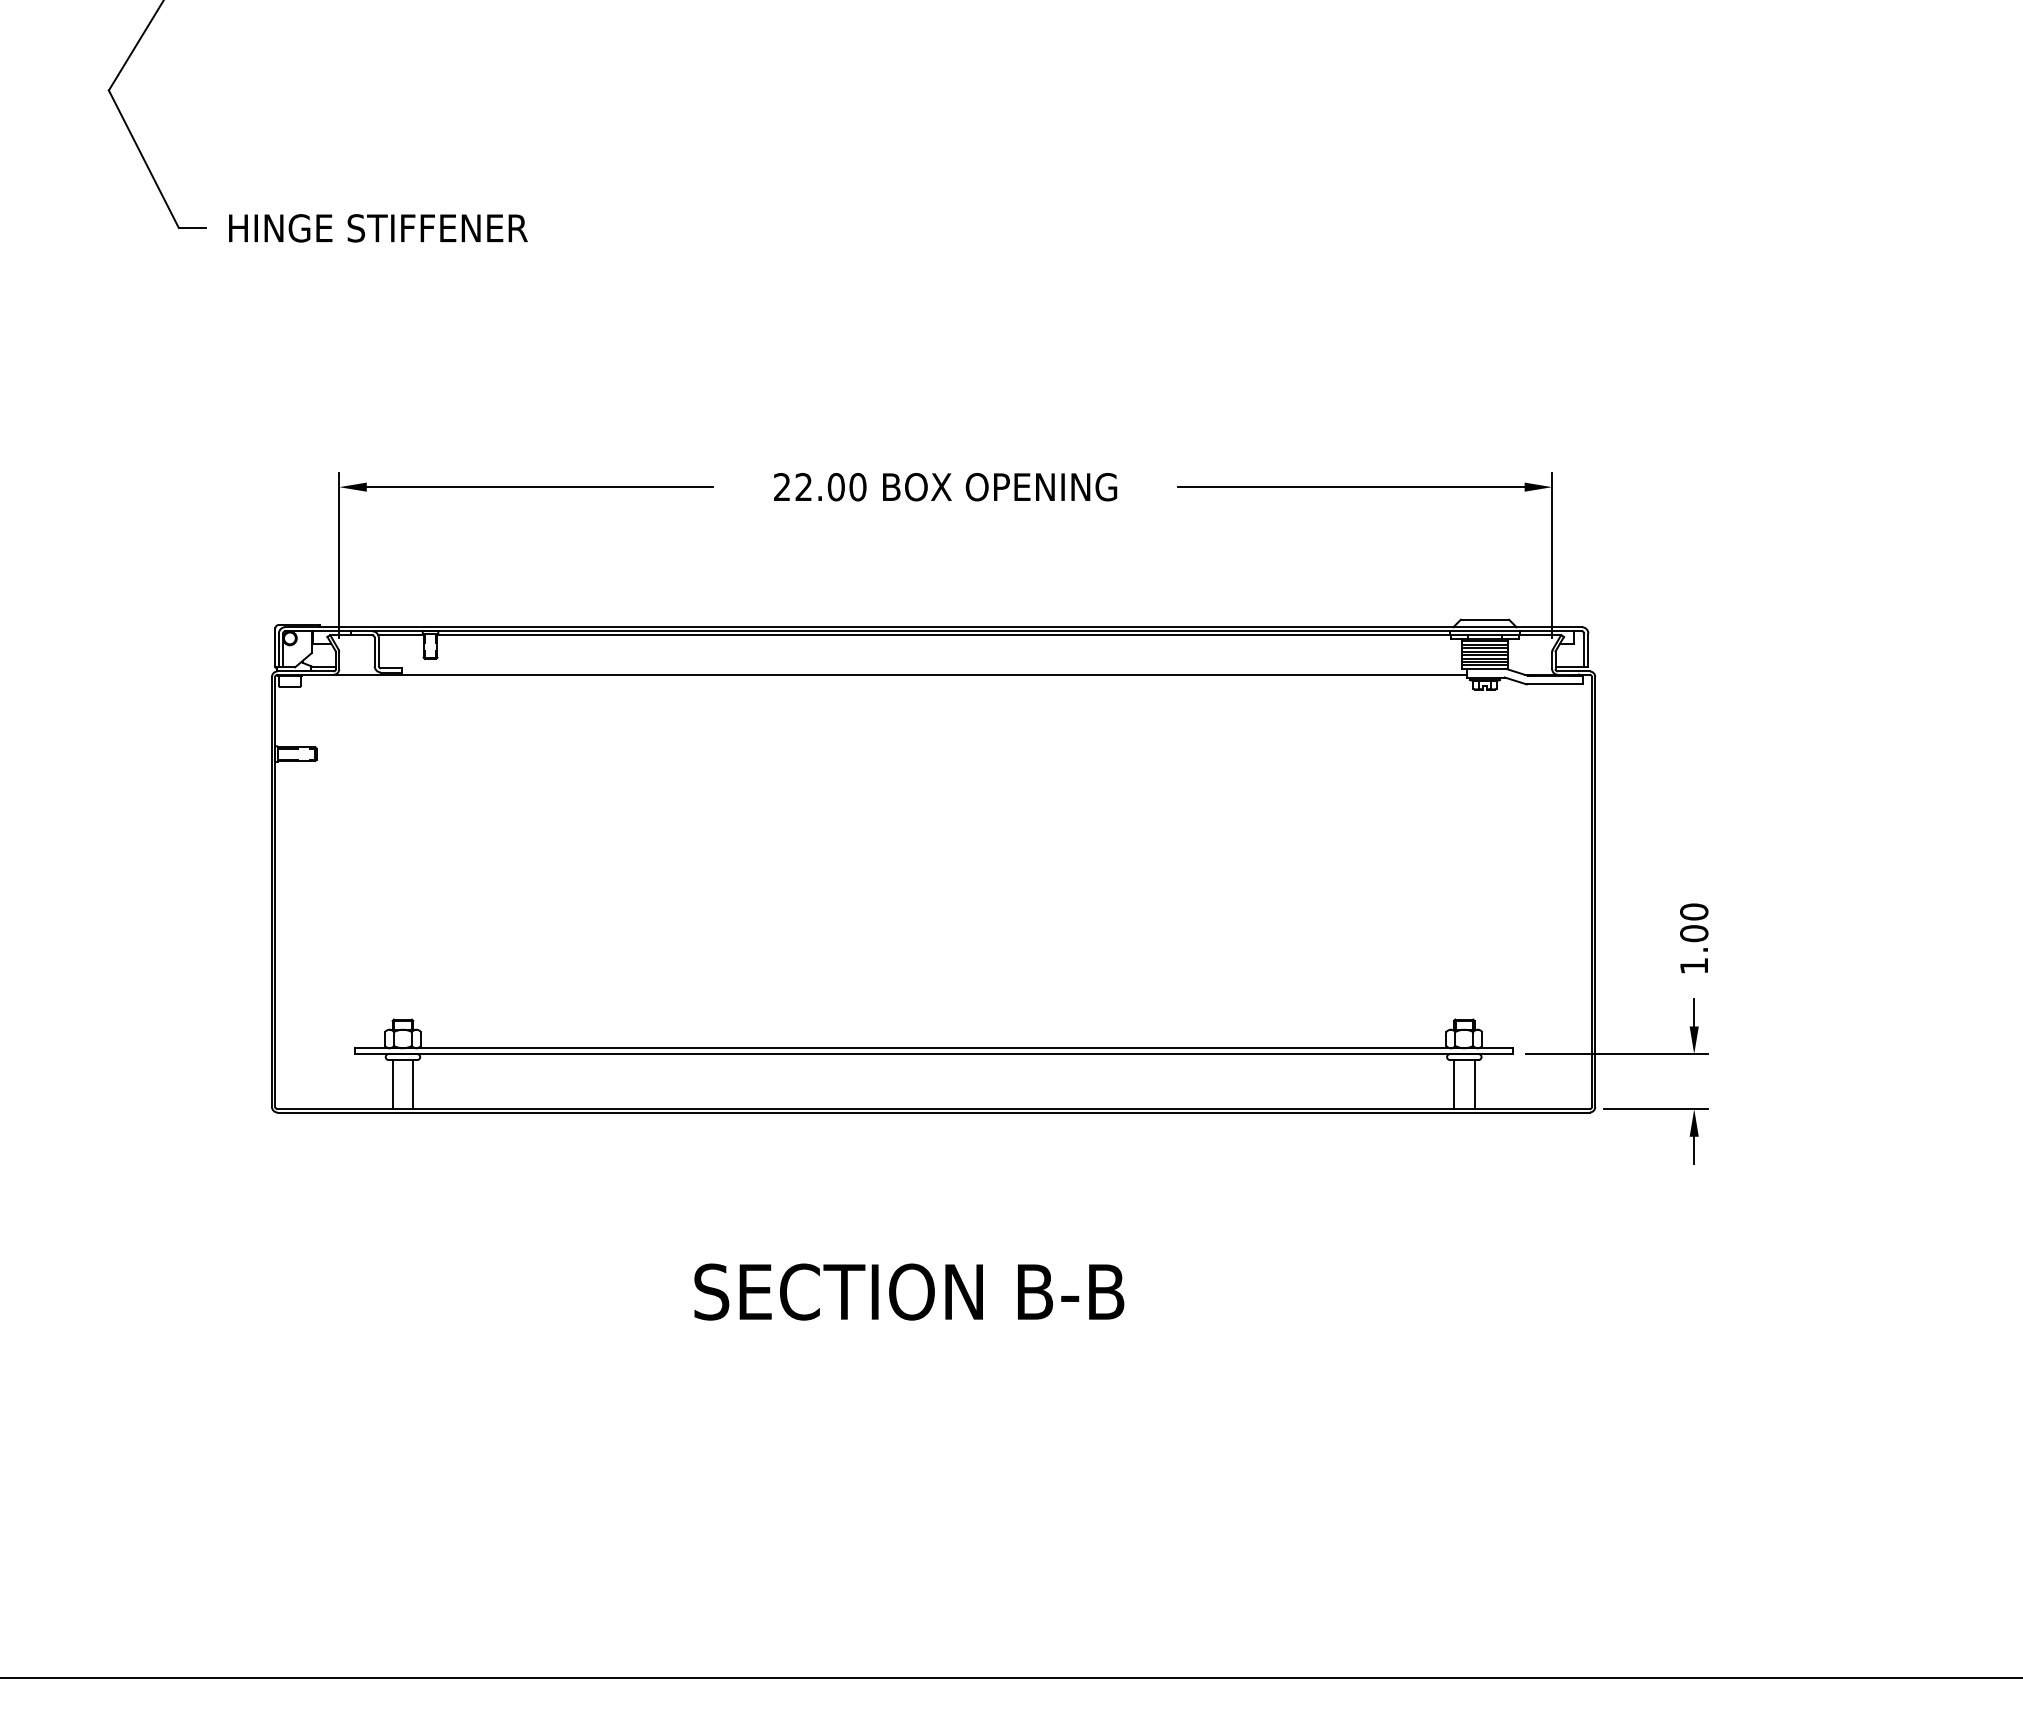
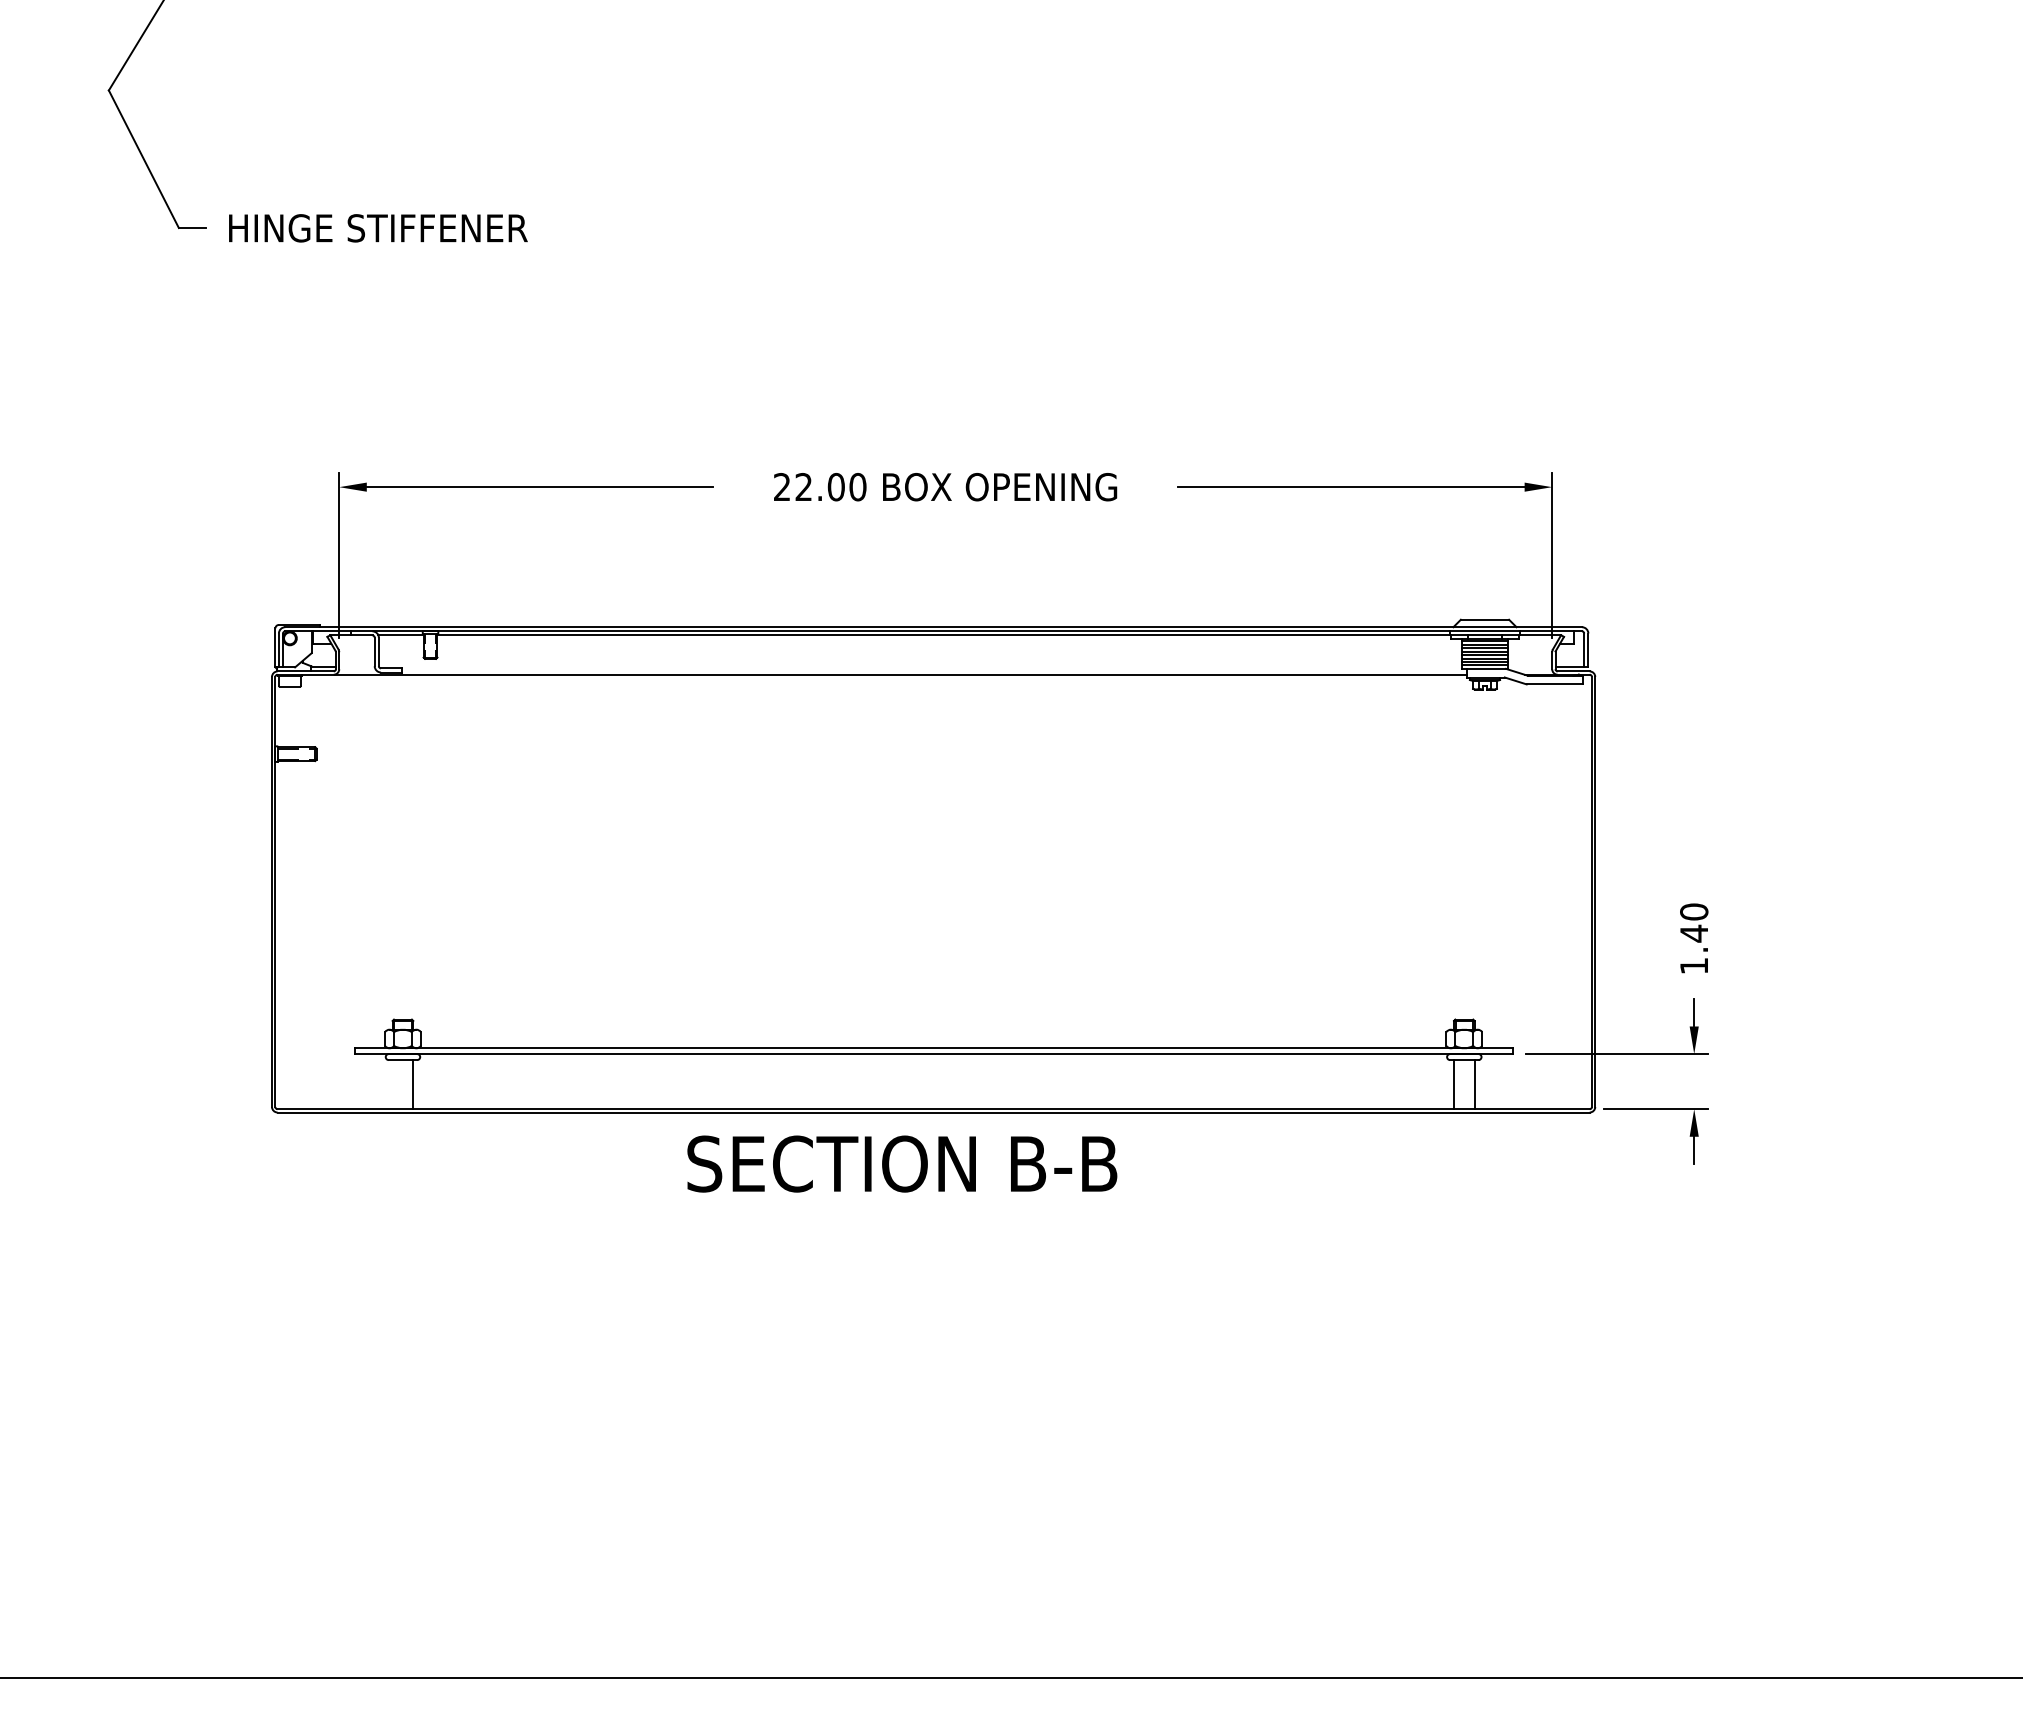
text: 1.00 -> 1.40 (1694, 933)
line: present -> none (392, 1084)
text position: (909, 1291) -> (902, 1163) (902, 1163)
